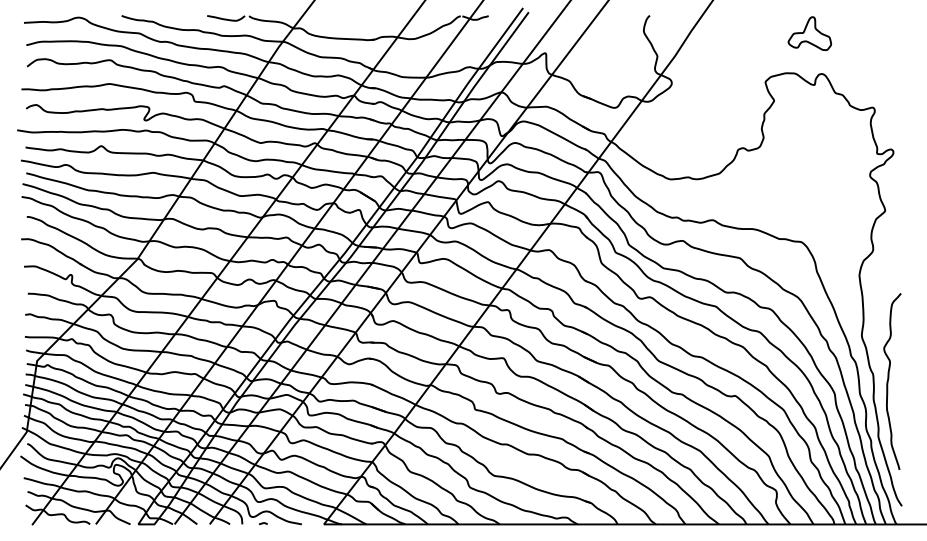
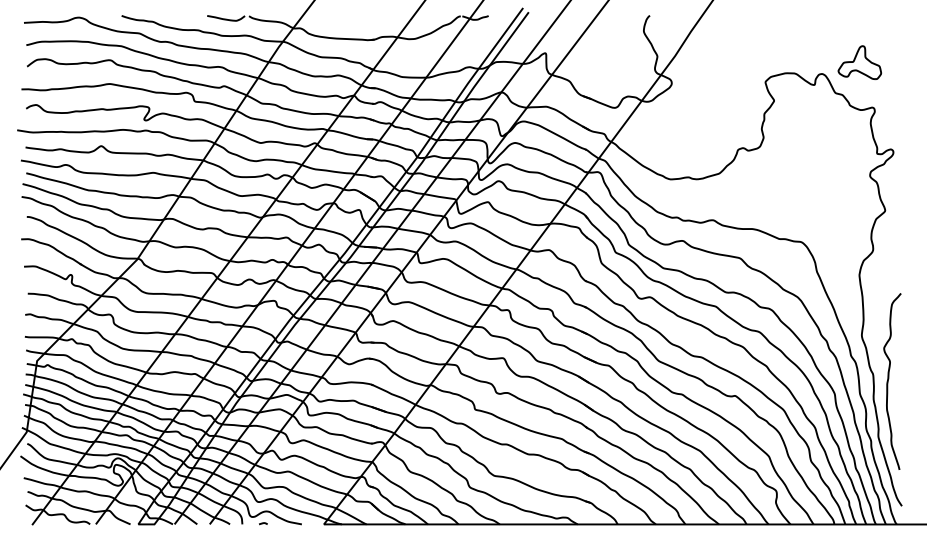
part position: (809, 33) -> (859, 62) (859, 62)
